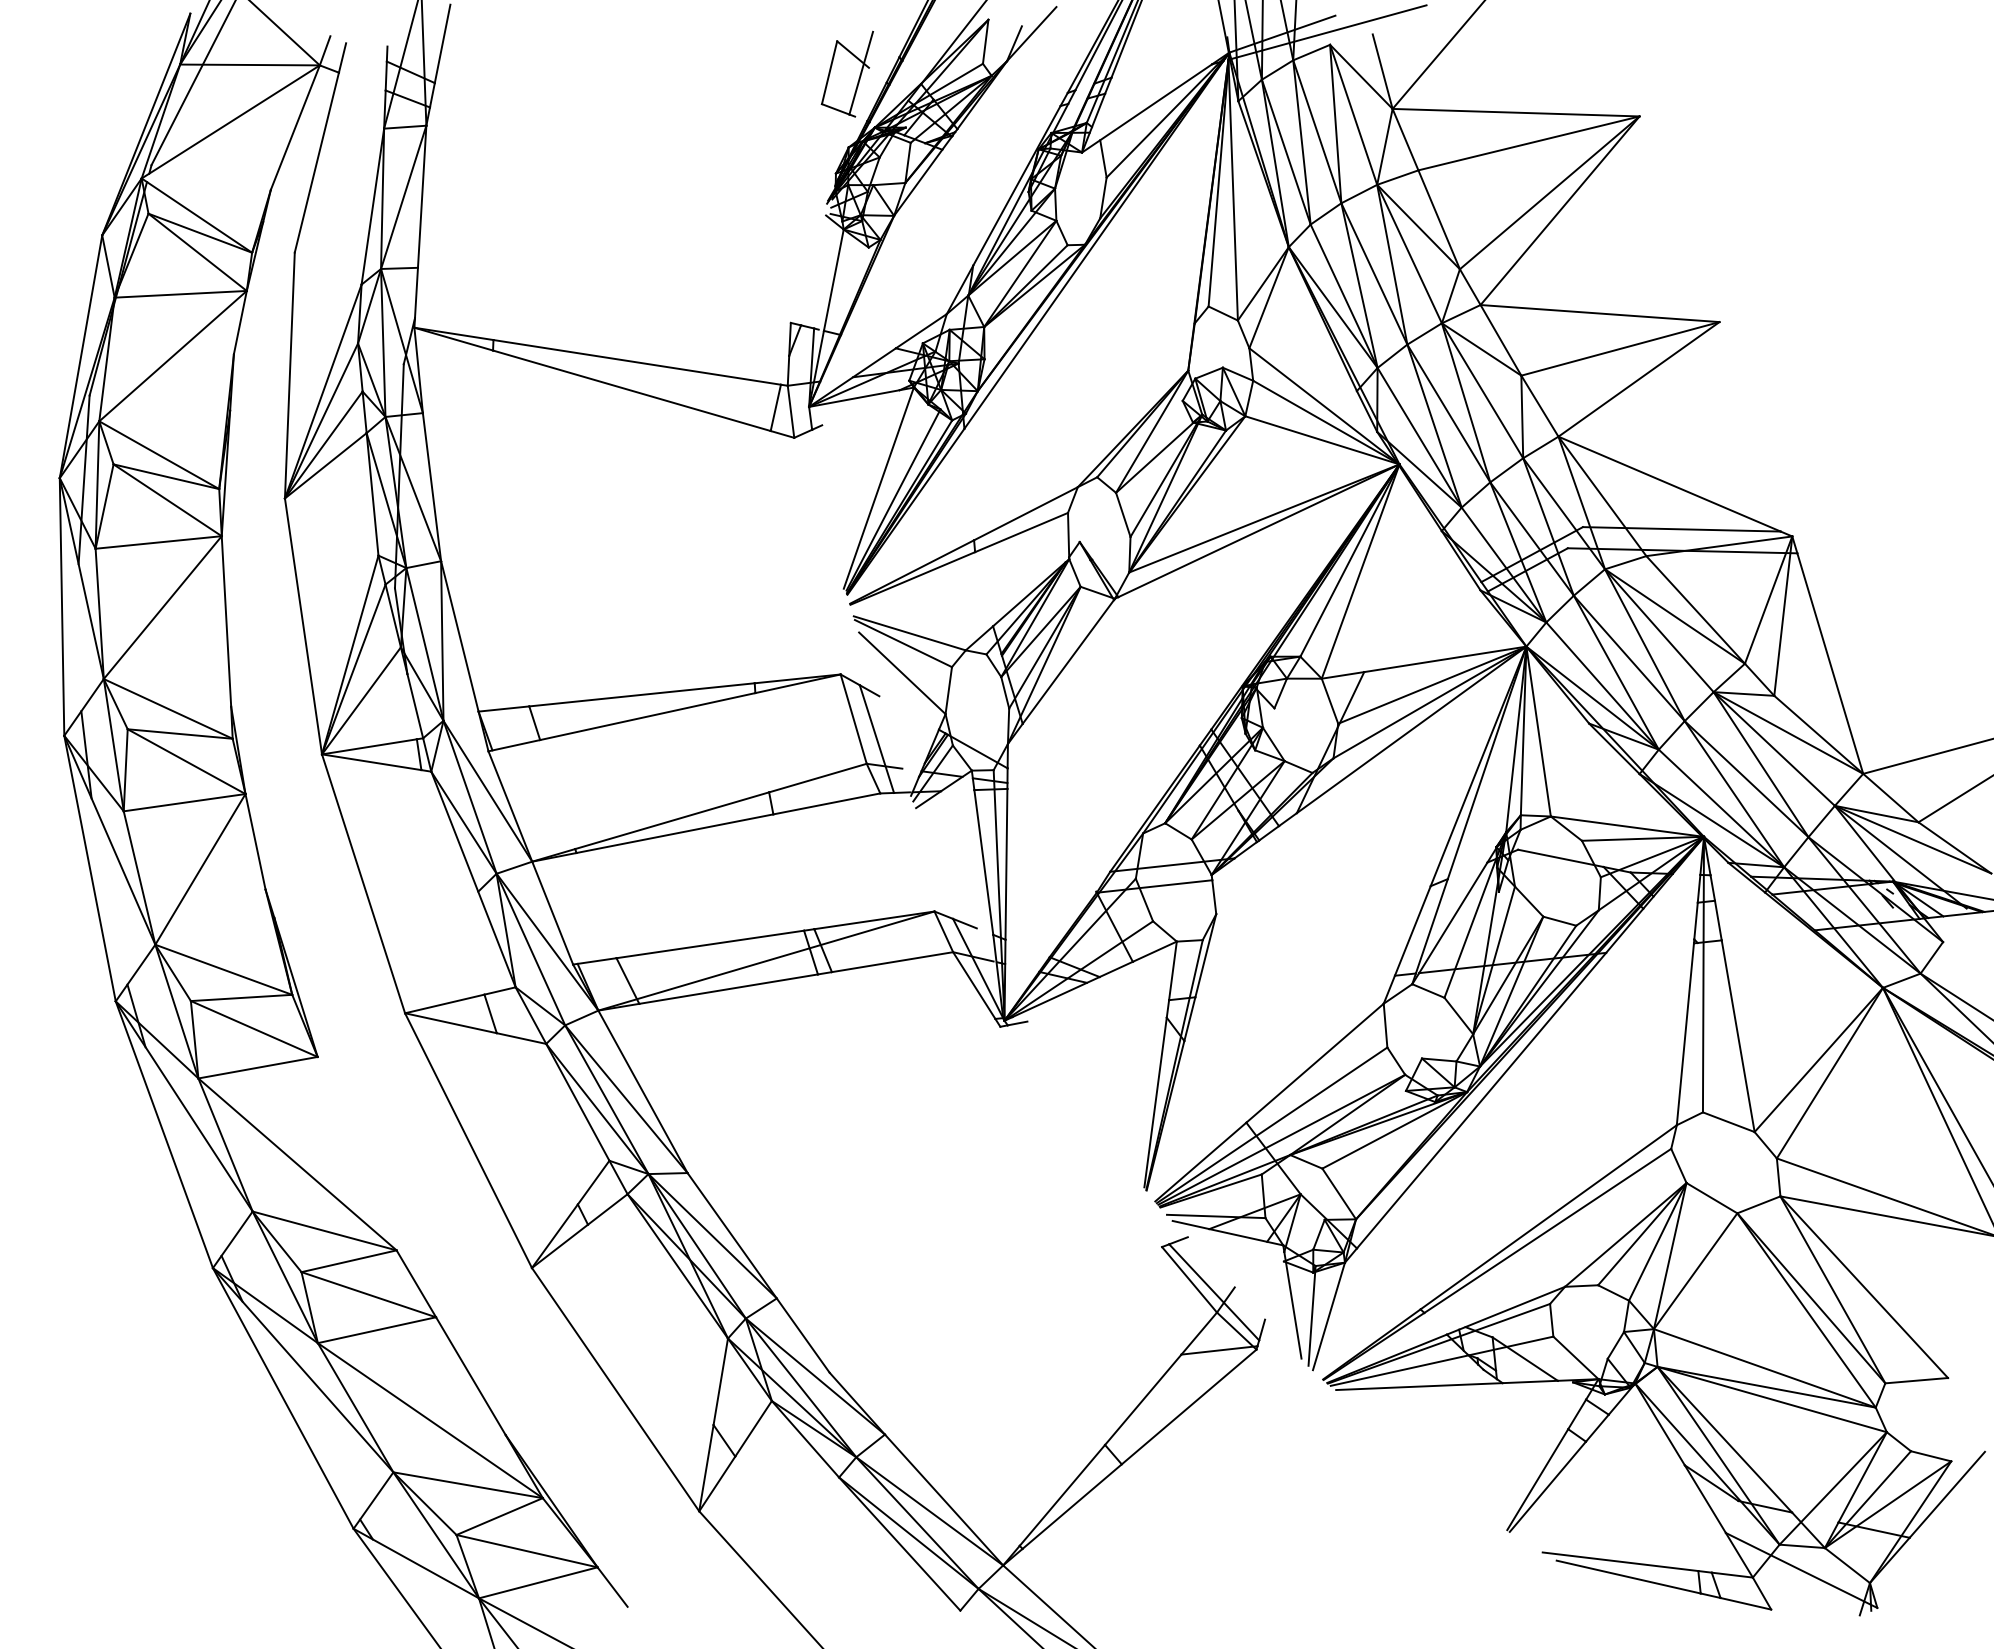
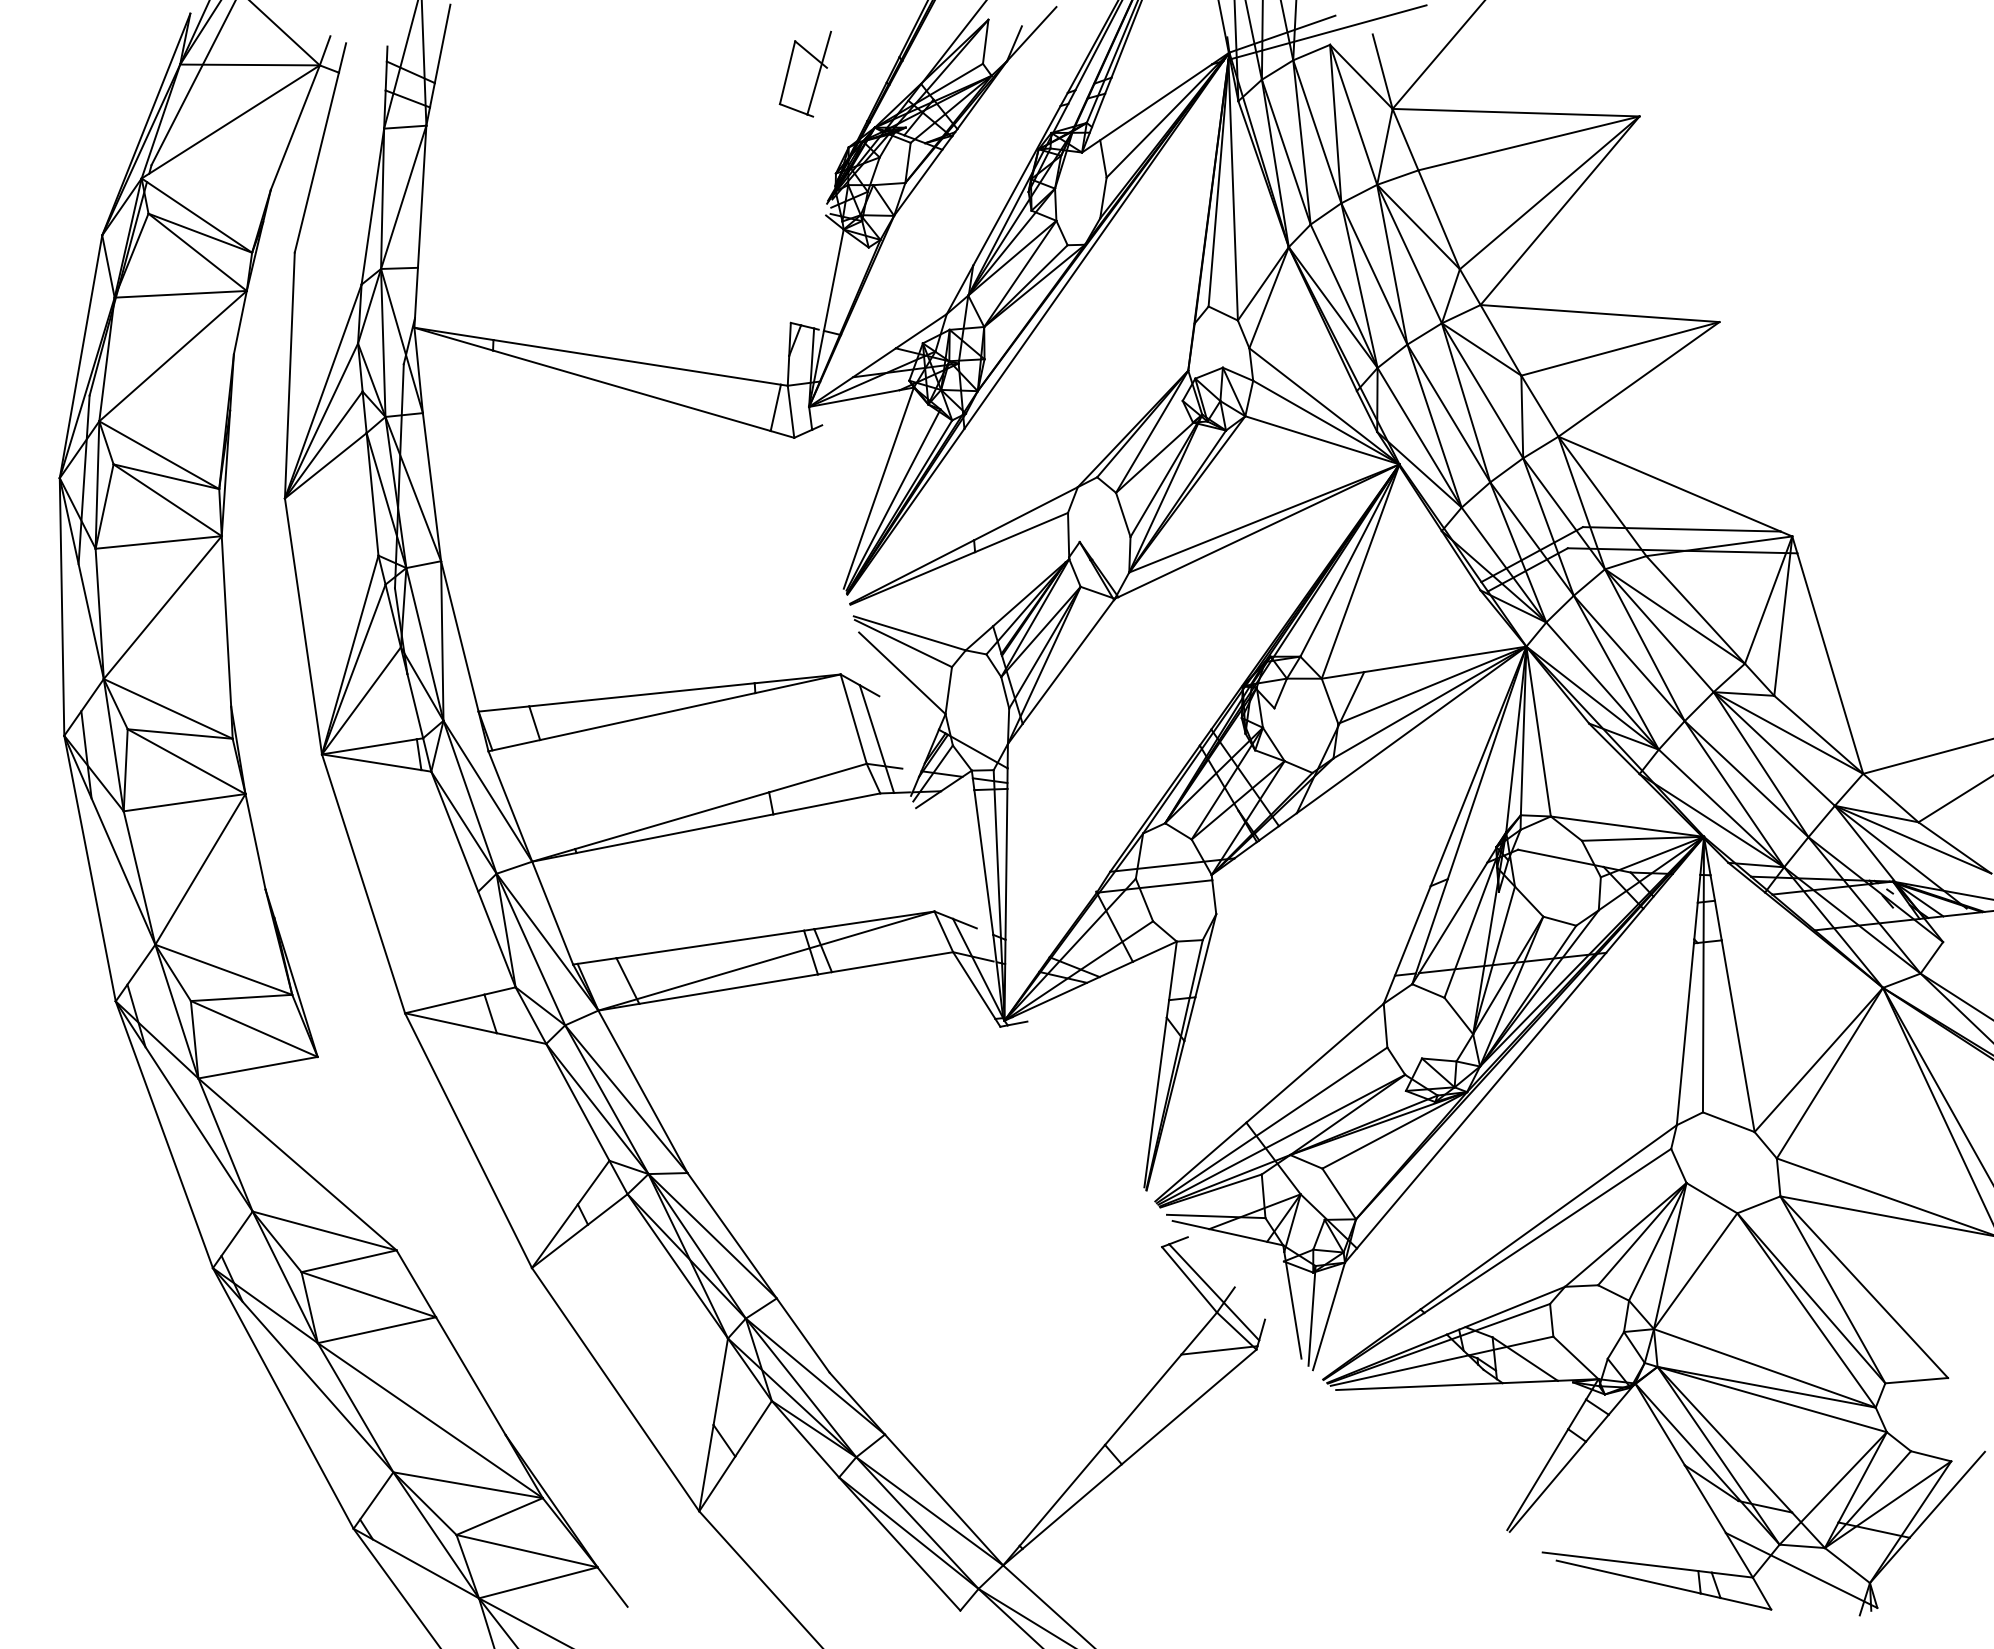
part position: (846, 73) -> (804, 73) (804, 73)
